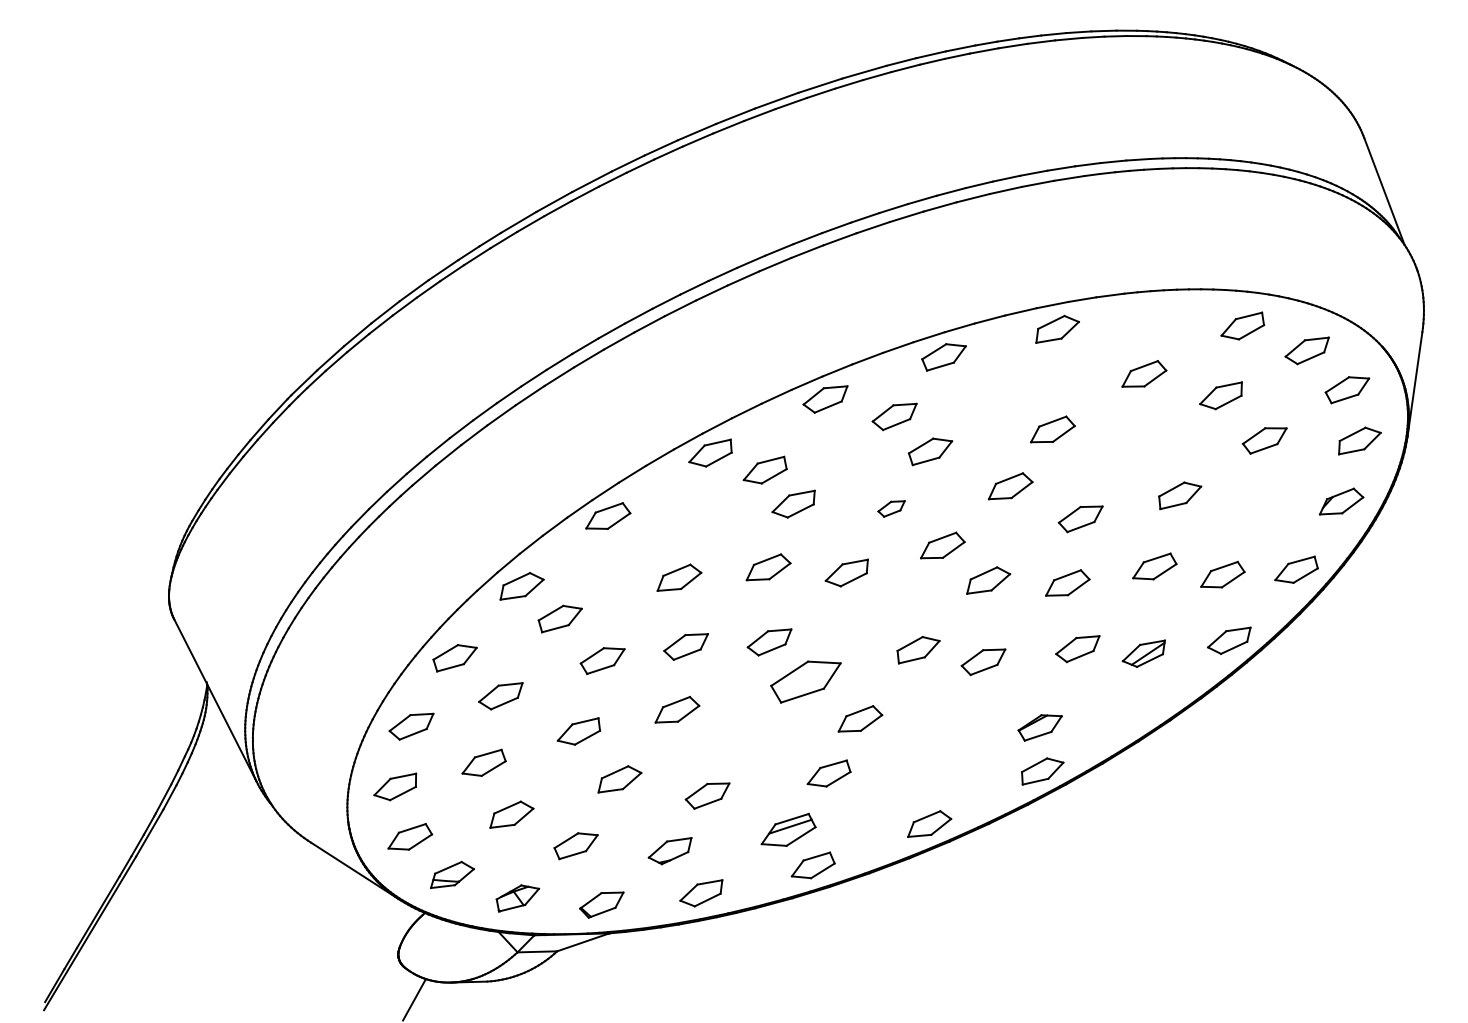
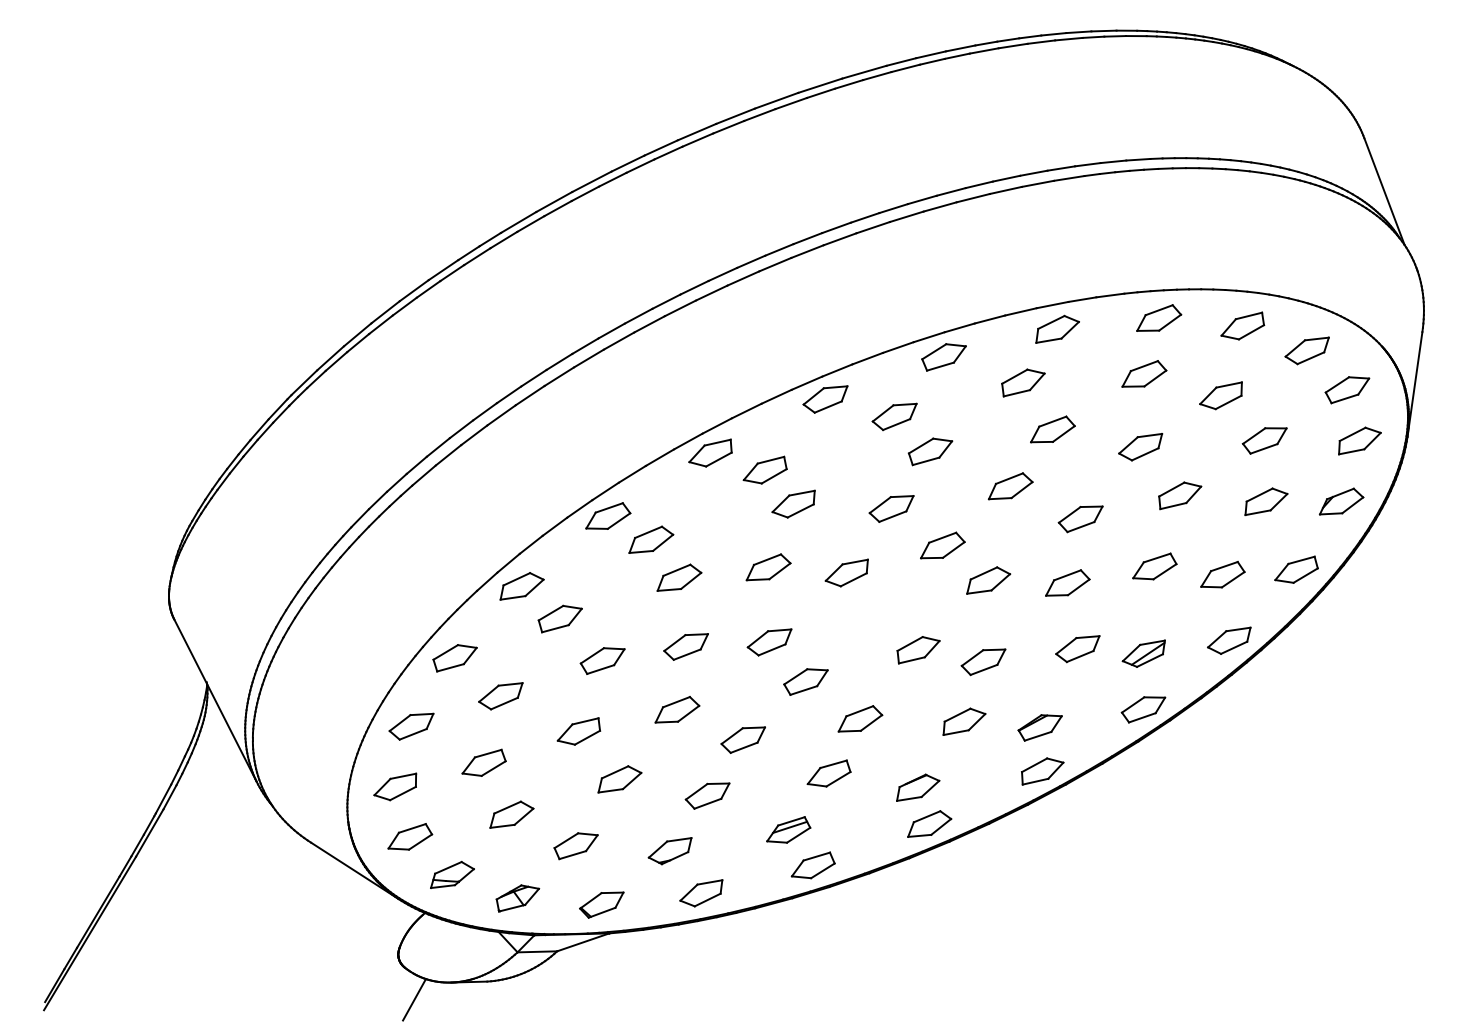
part: none -> present (1159, 317)
part: none -> present (1023, 382)
part: none -> present (1140, 447)
part: none -> present (1266, 501)
part size: 29x18 px -> 47x28 px (891, 508)
part: none -> present (651, 539)
part size: 72x44 px -> 46x28 px (805, 681)
part: none -> present (1143, 709)
part: none -> present (964, 721)
part: none -> present (742, 739)
part: none -> present (918, 787)
part size: 57x35 px -> 46x28 px (788, 829)
